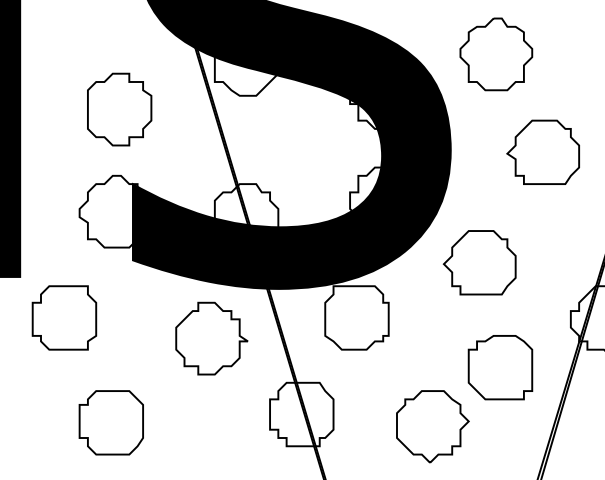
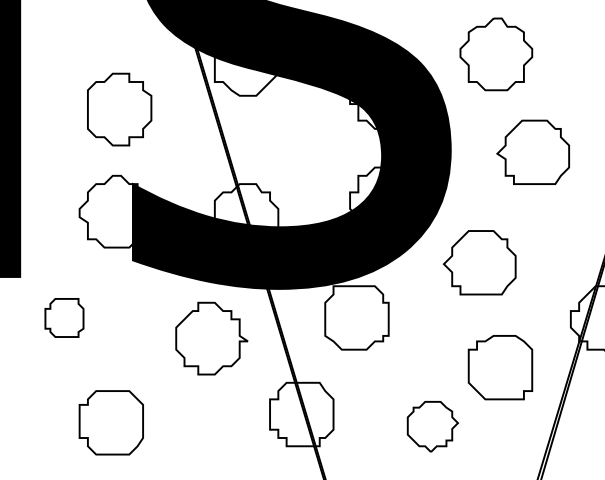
part position: (542, 151) -> (532, 151) (532, 151)
part size: 67x66 px -> 41x40 px (64, 317)
part size: 74x74 px -> 53x52 px (432, 426)
